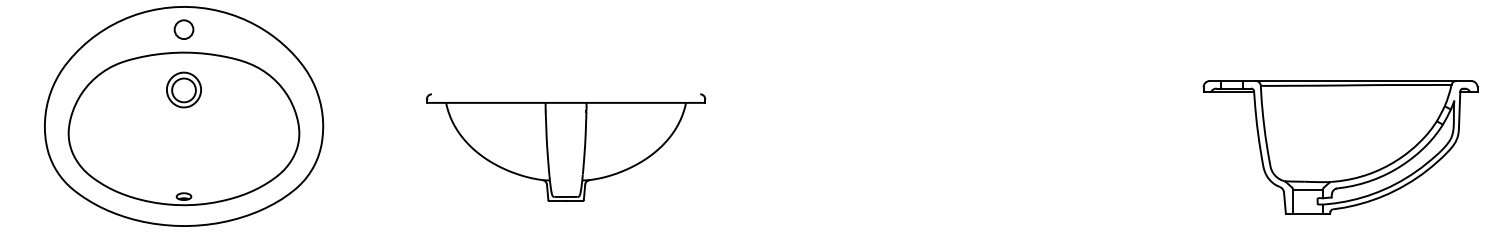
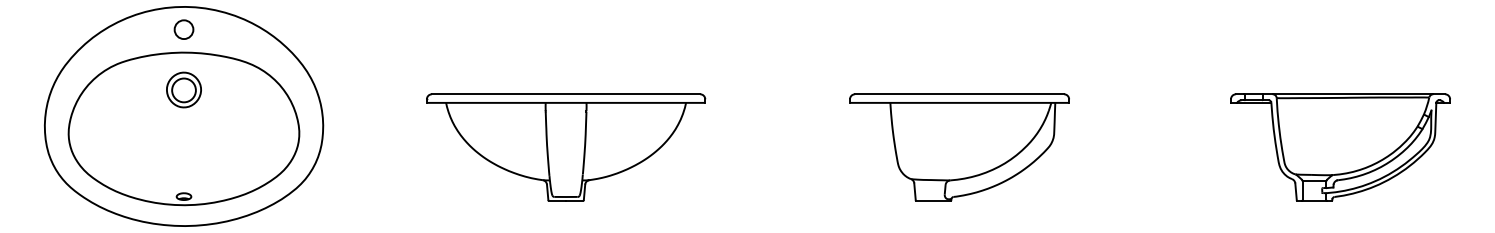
line: none -> present (566, 94)
part: none -> present (959, 147)
part size: 277x135 px -> 221x109 px (1340, 147)
